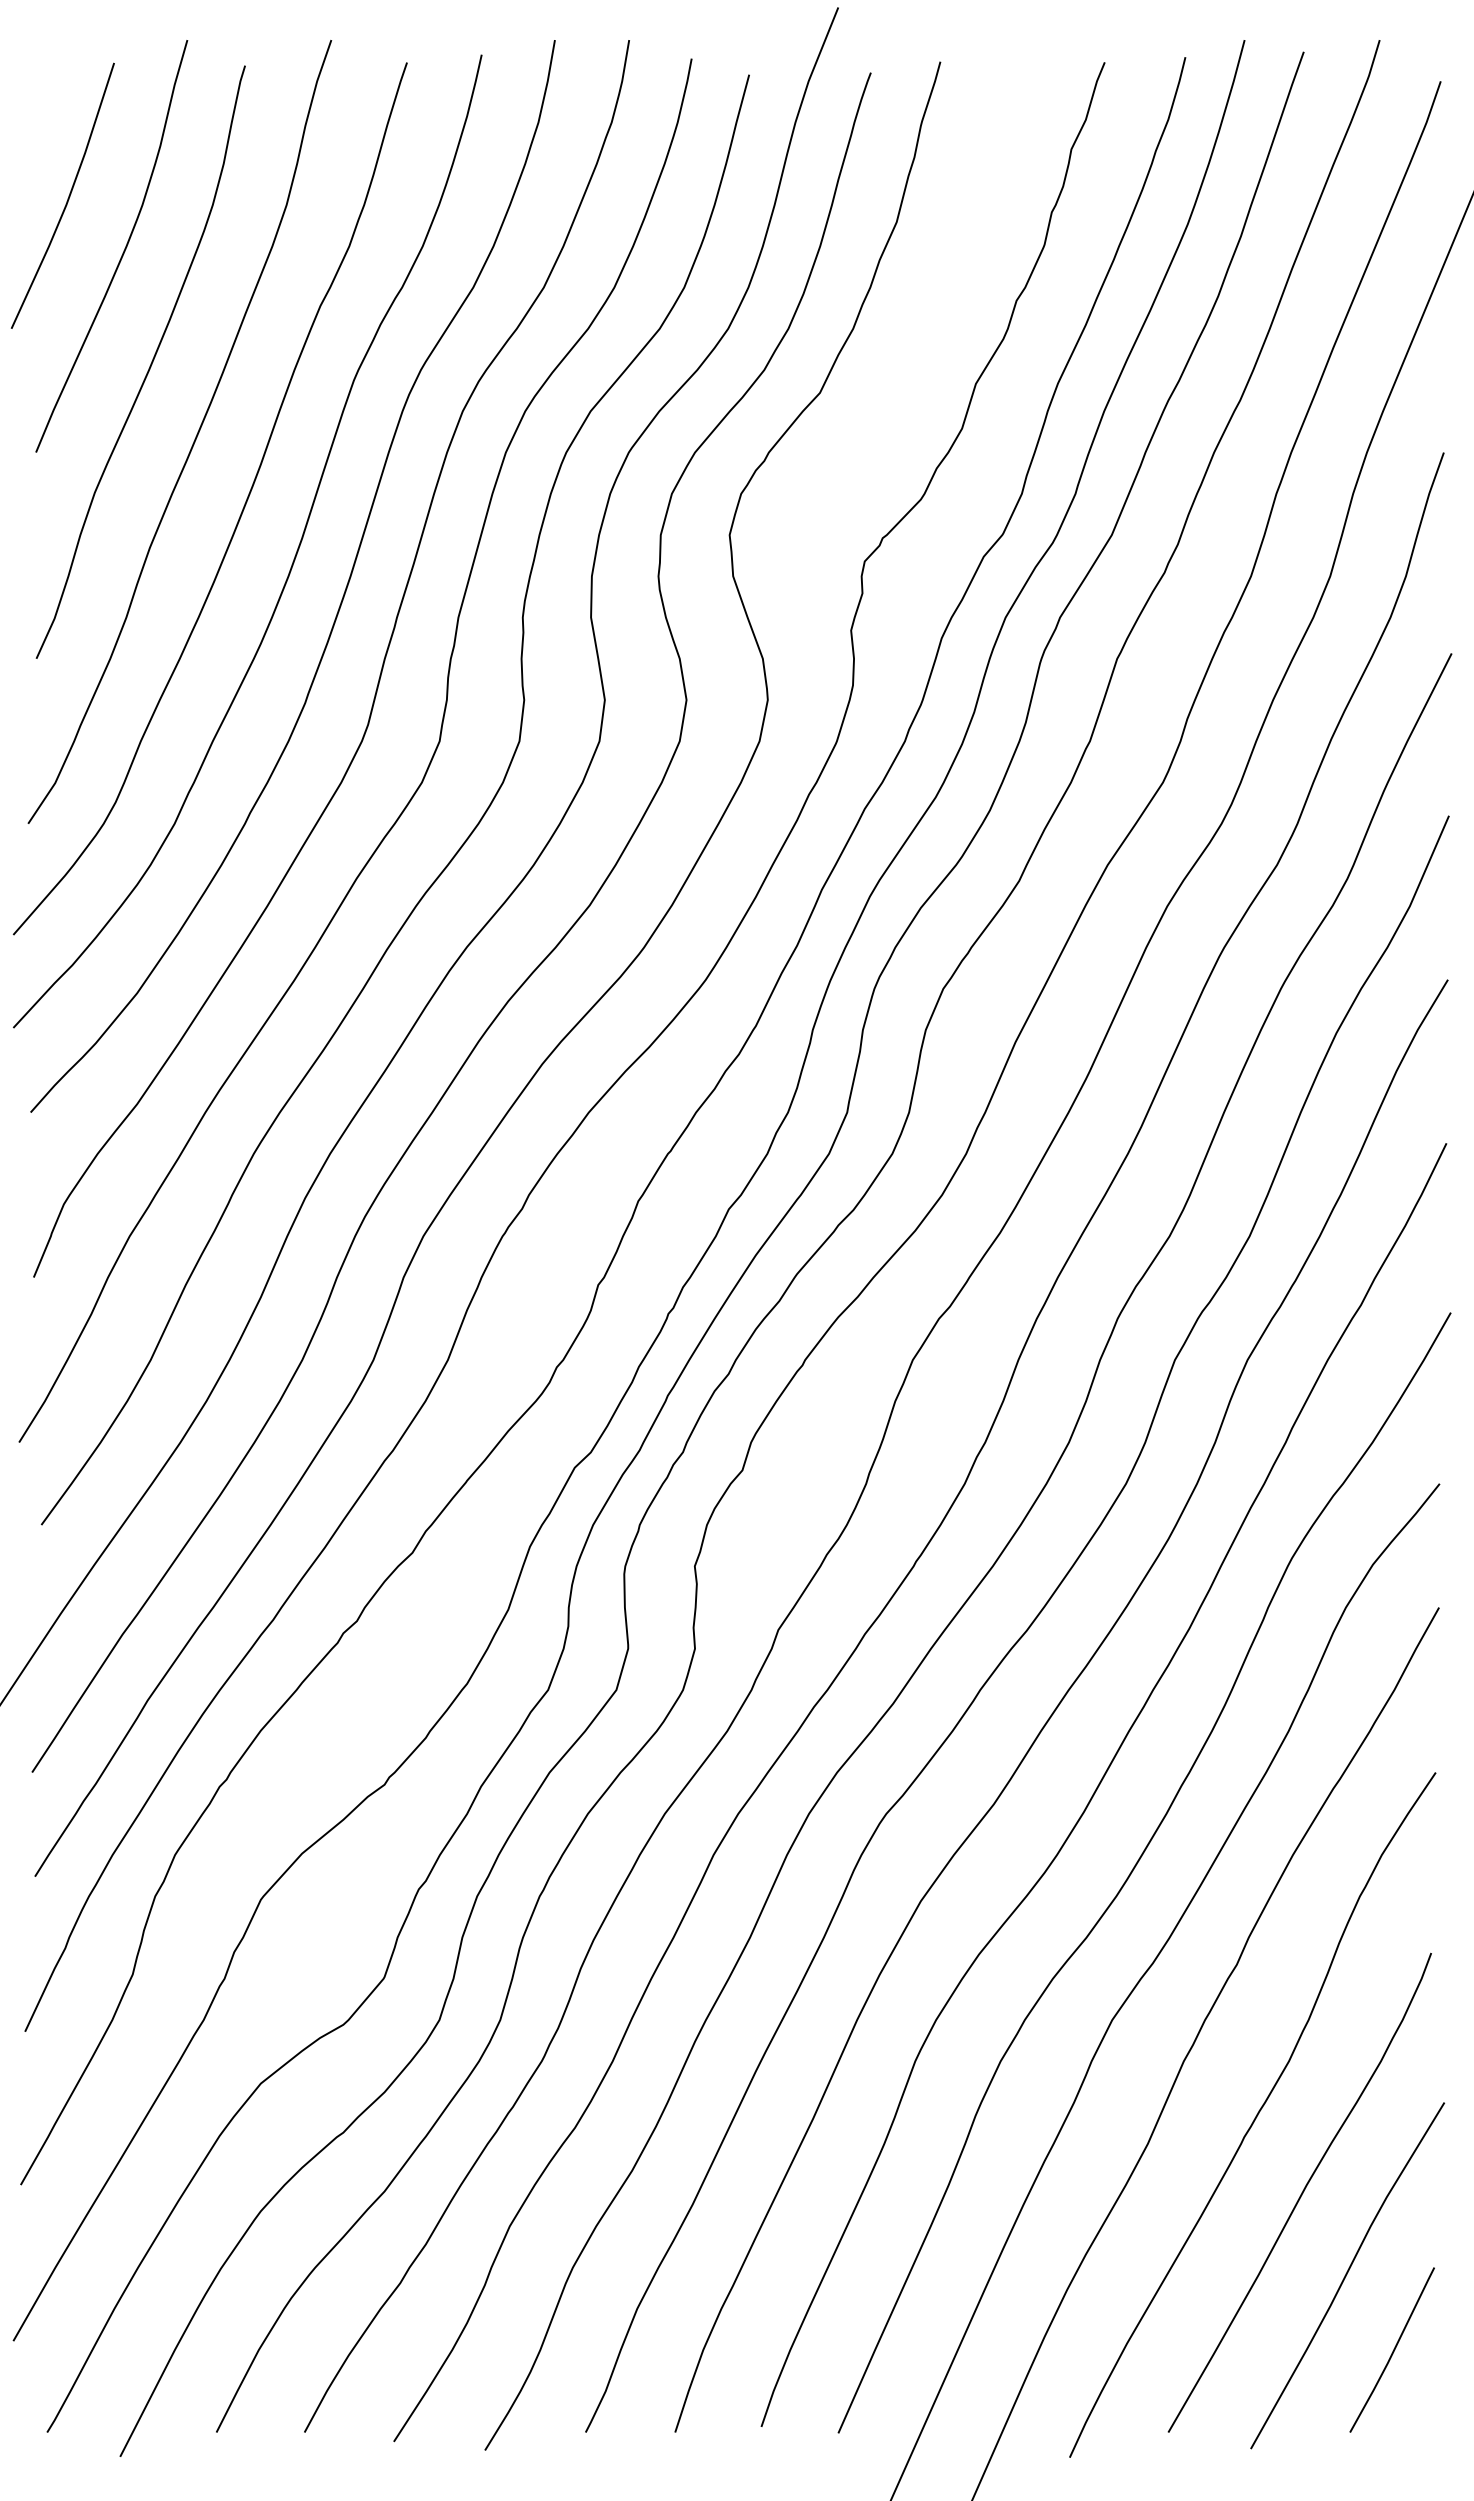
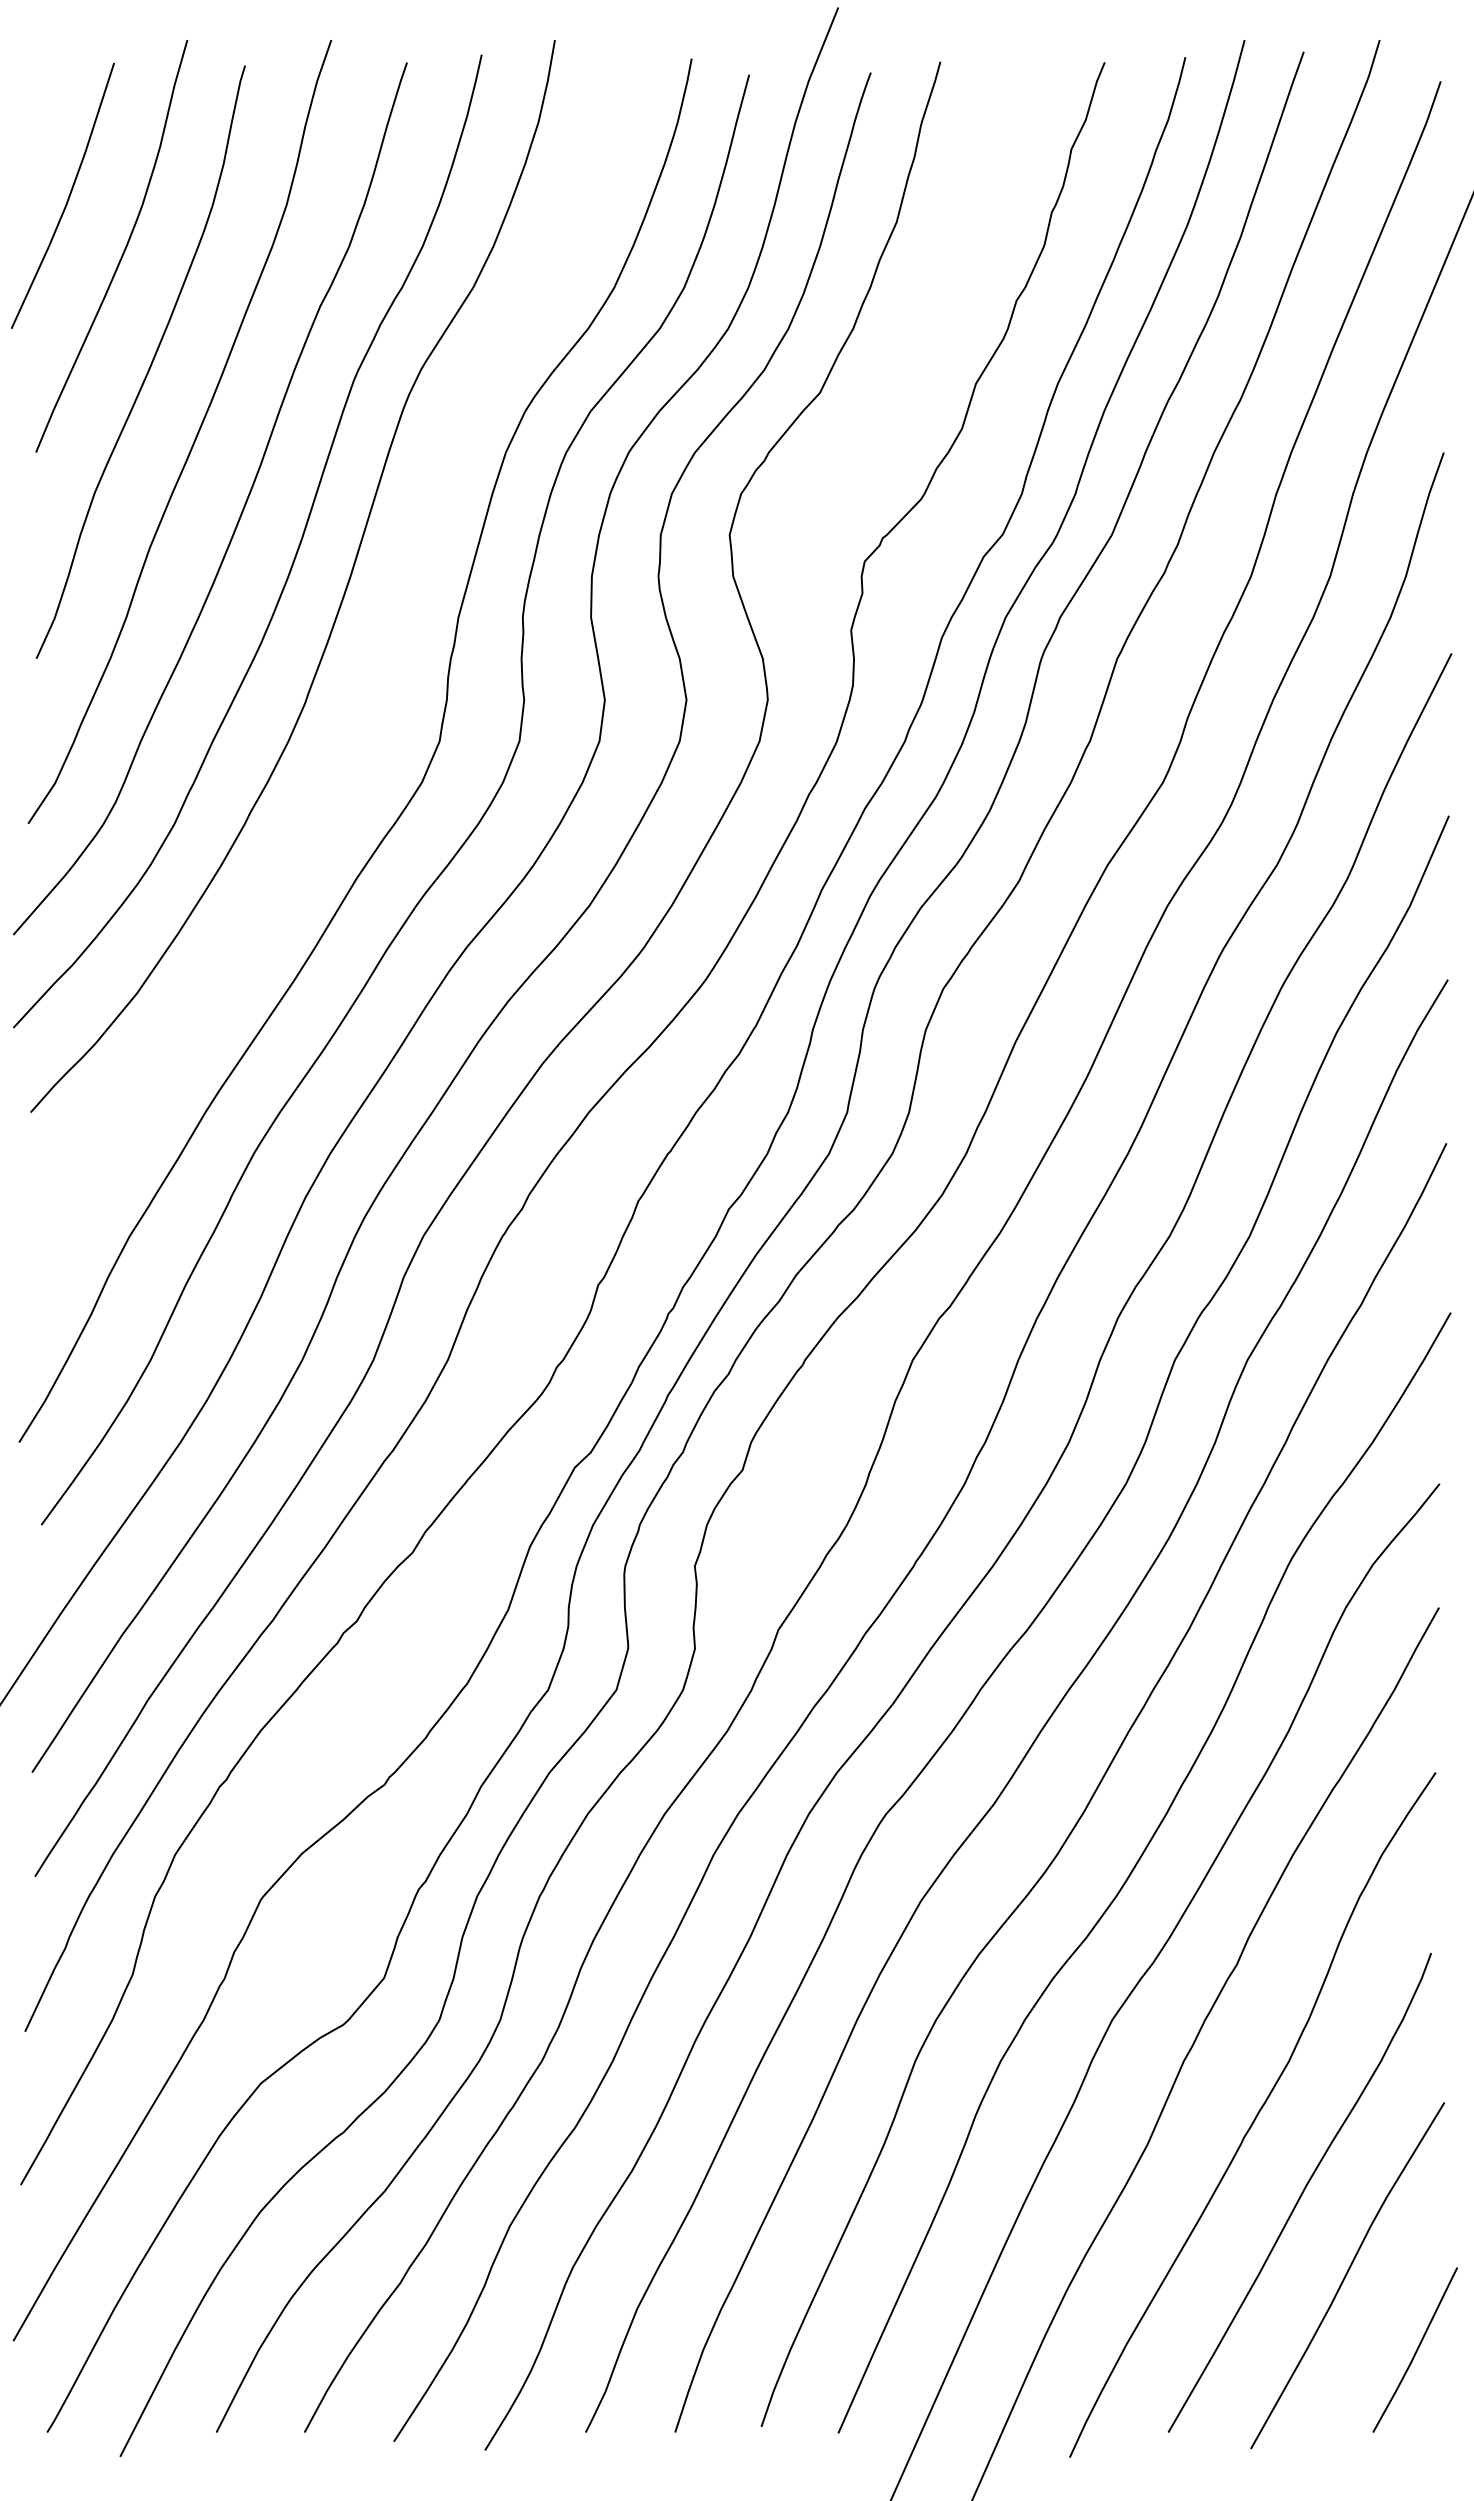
curve: present -> none (380, 670)
line position: (1393, 2349) -> (1416, 2349) (1416, 2349)
